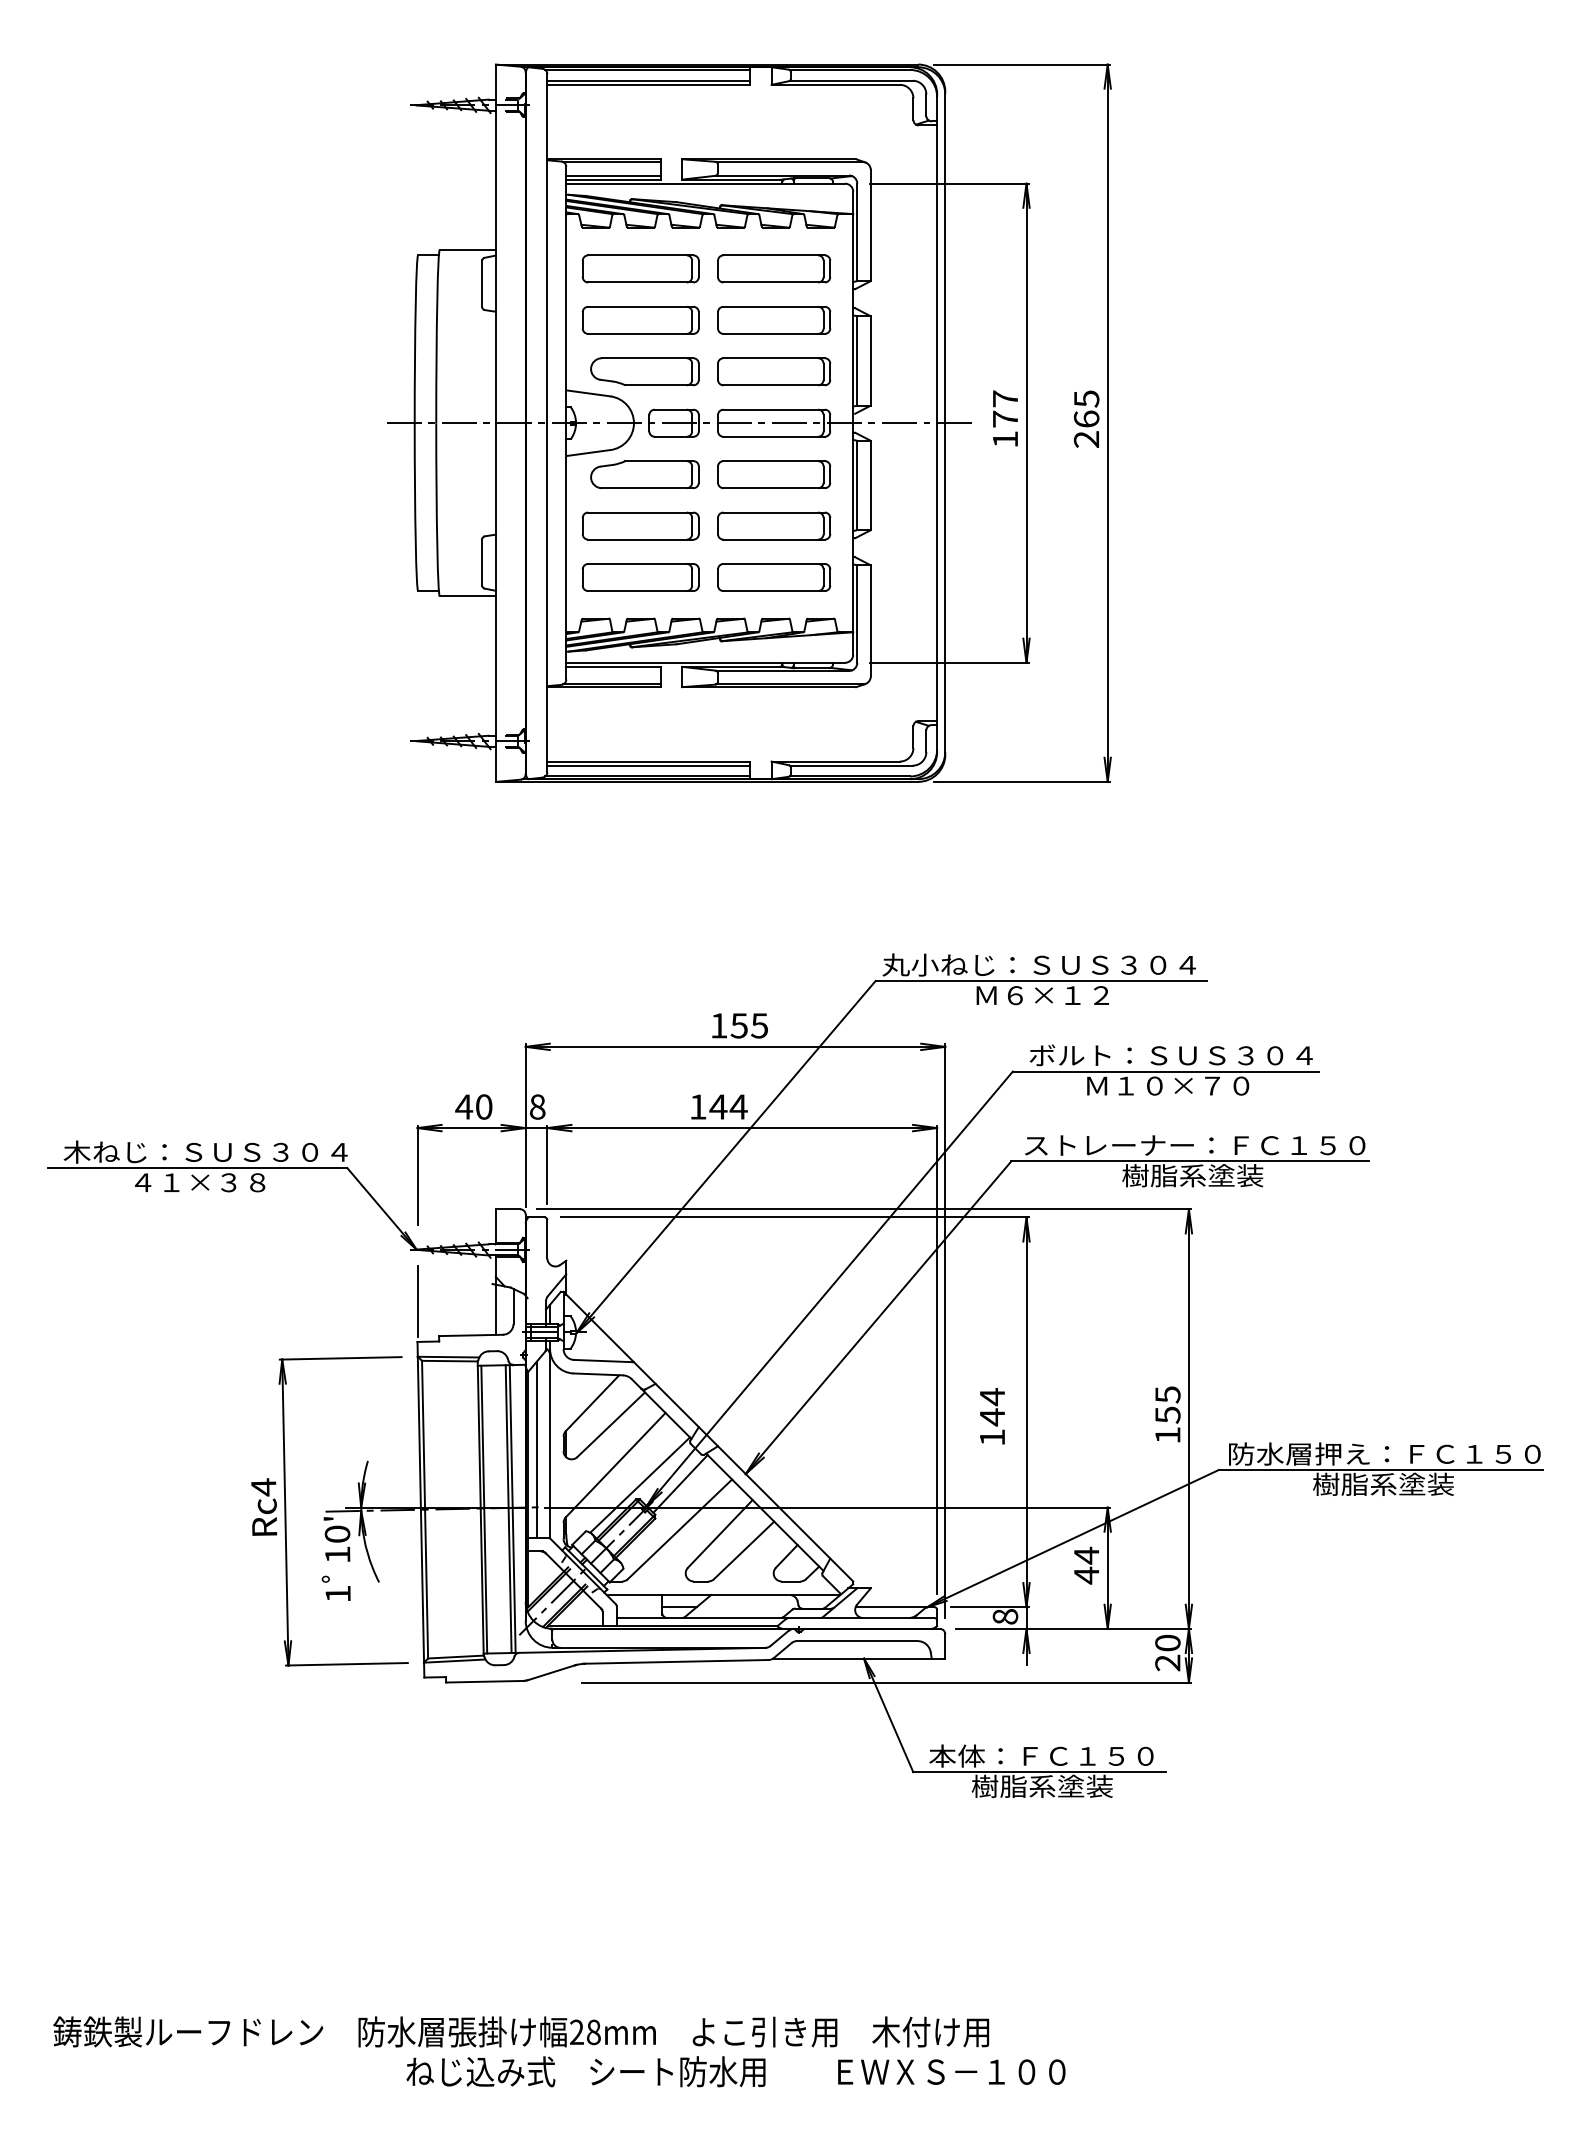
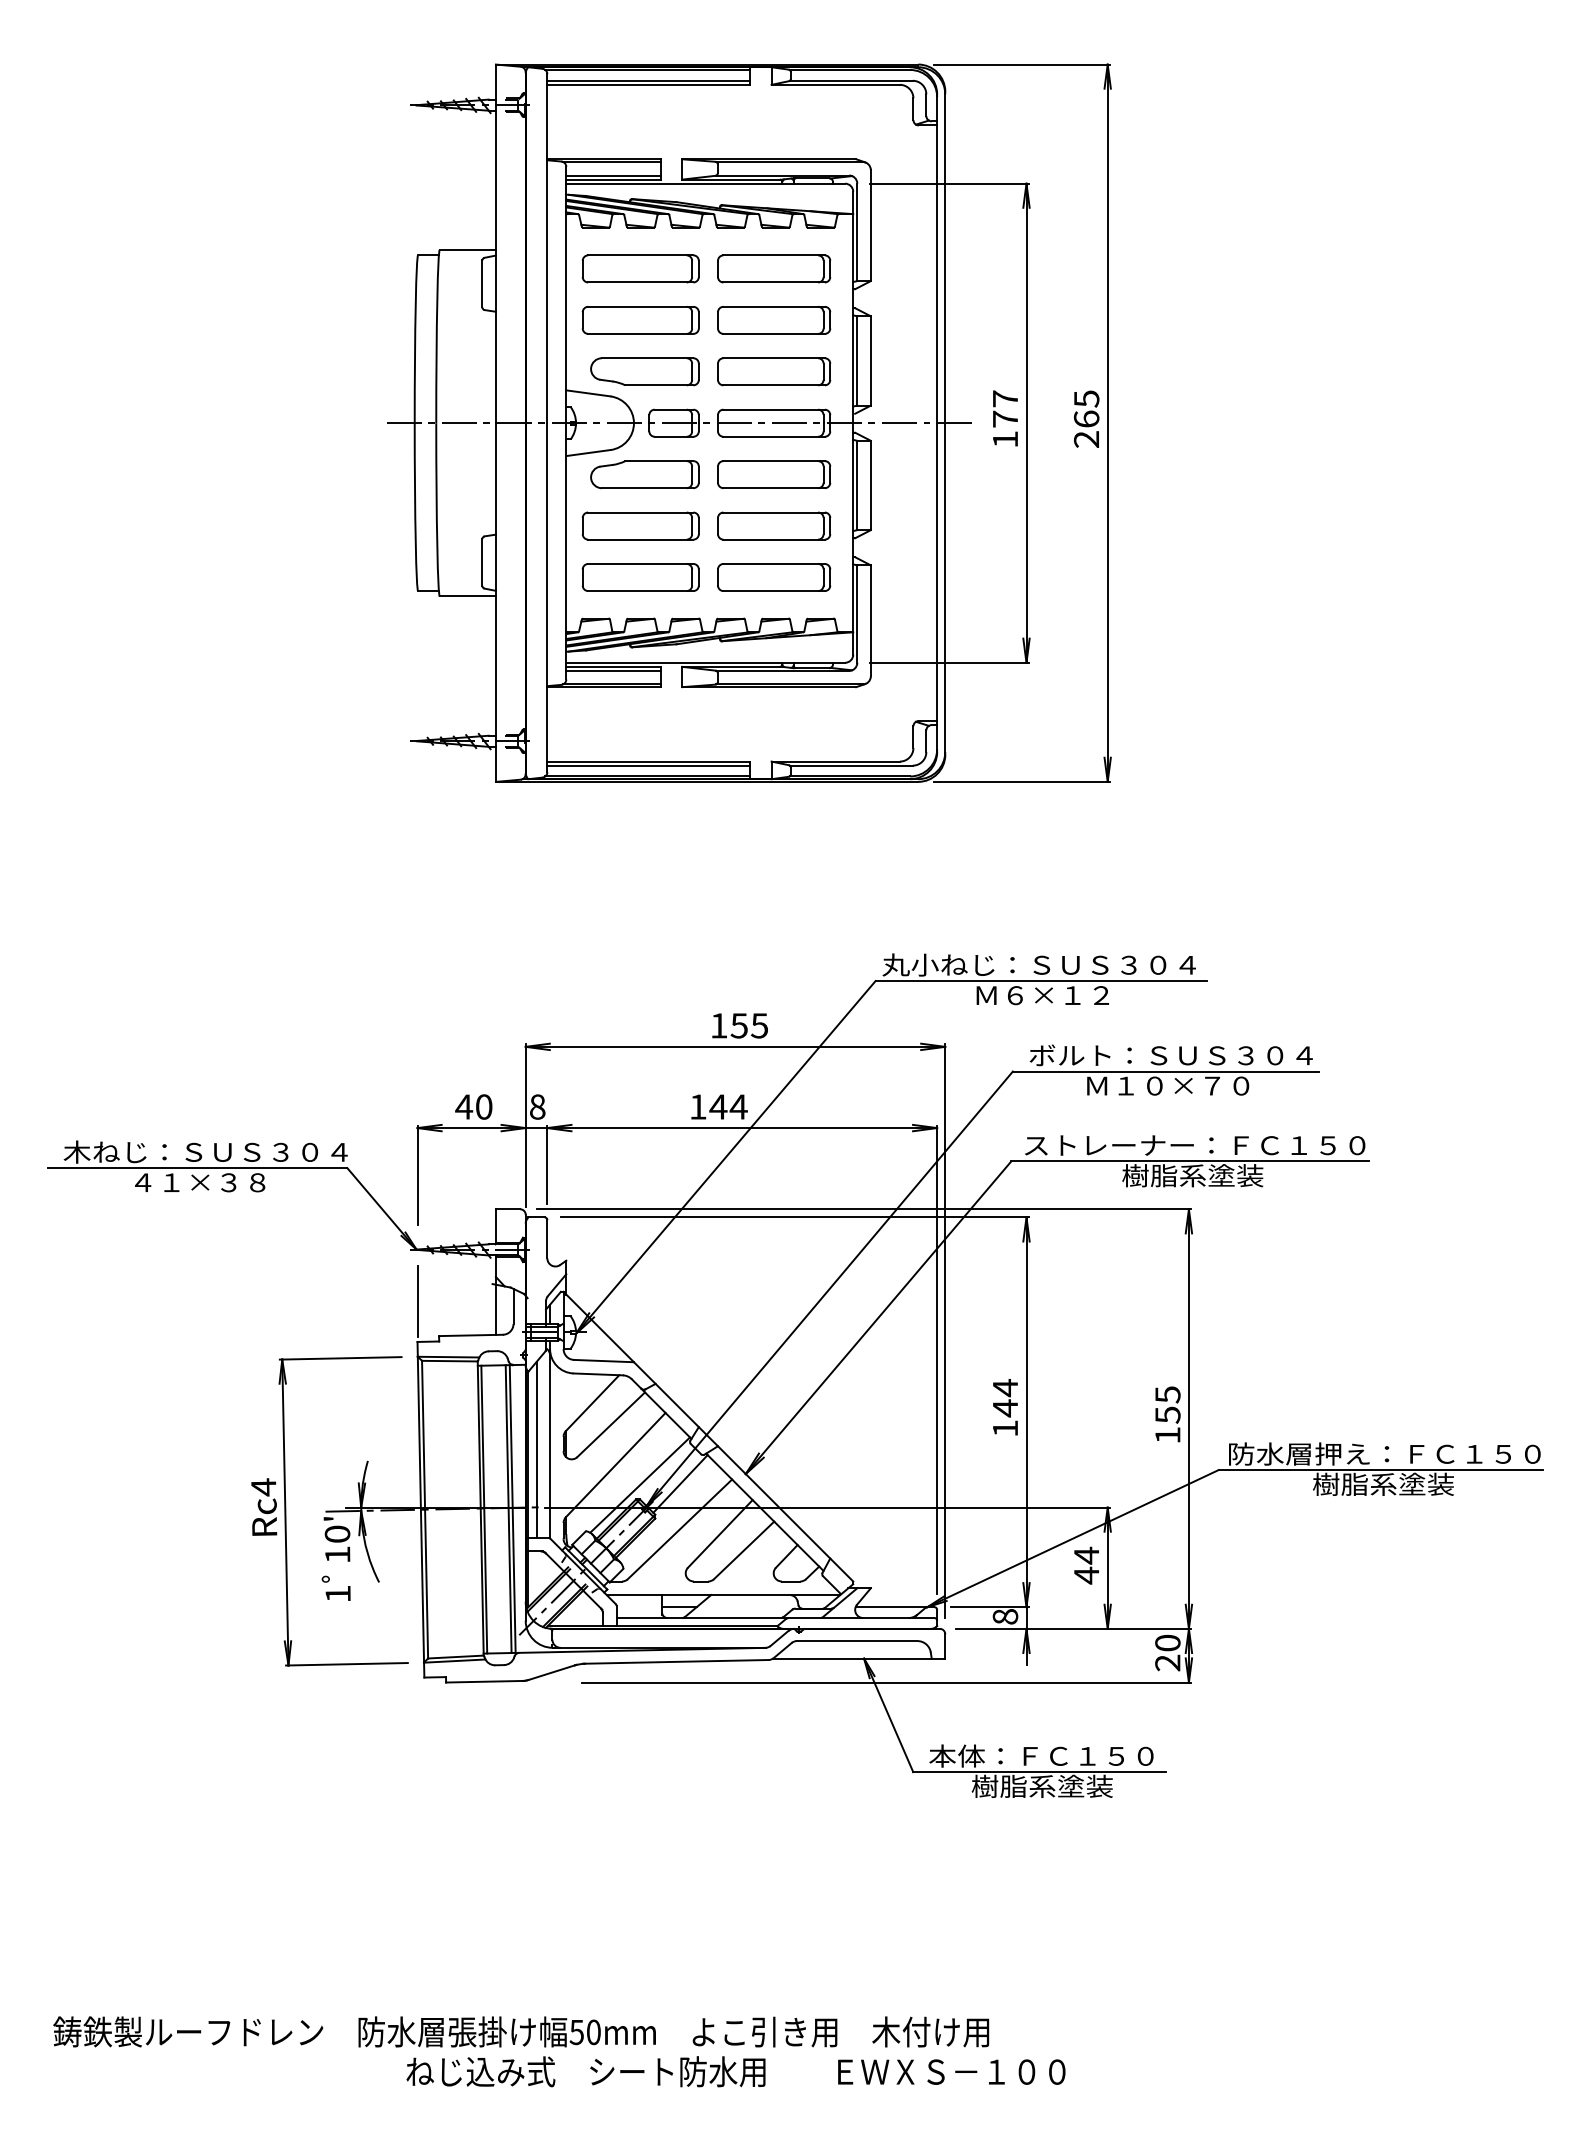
line: none -> present (613, 670)
text position: (992, 1416) -> (1005, 1407) (1005, 1407)
text: 28mm -> 50mm (584, 2032)
